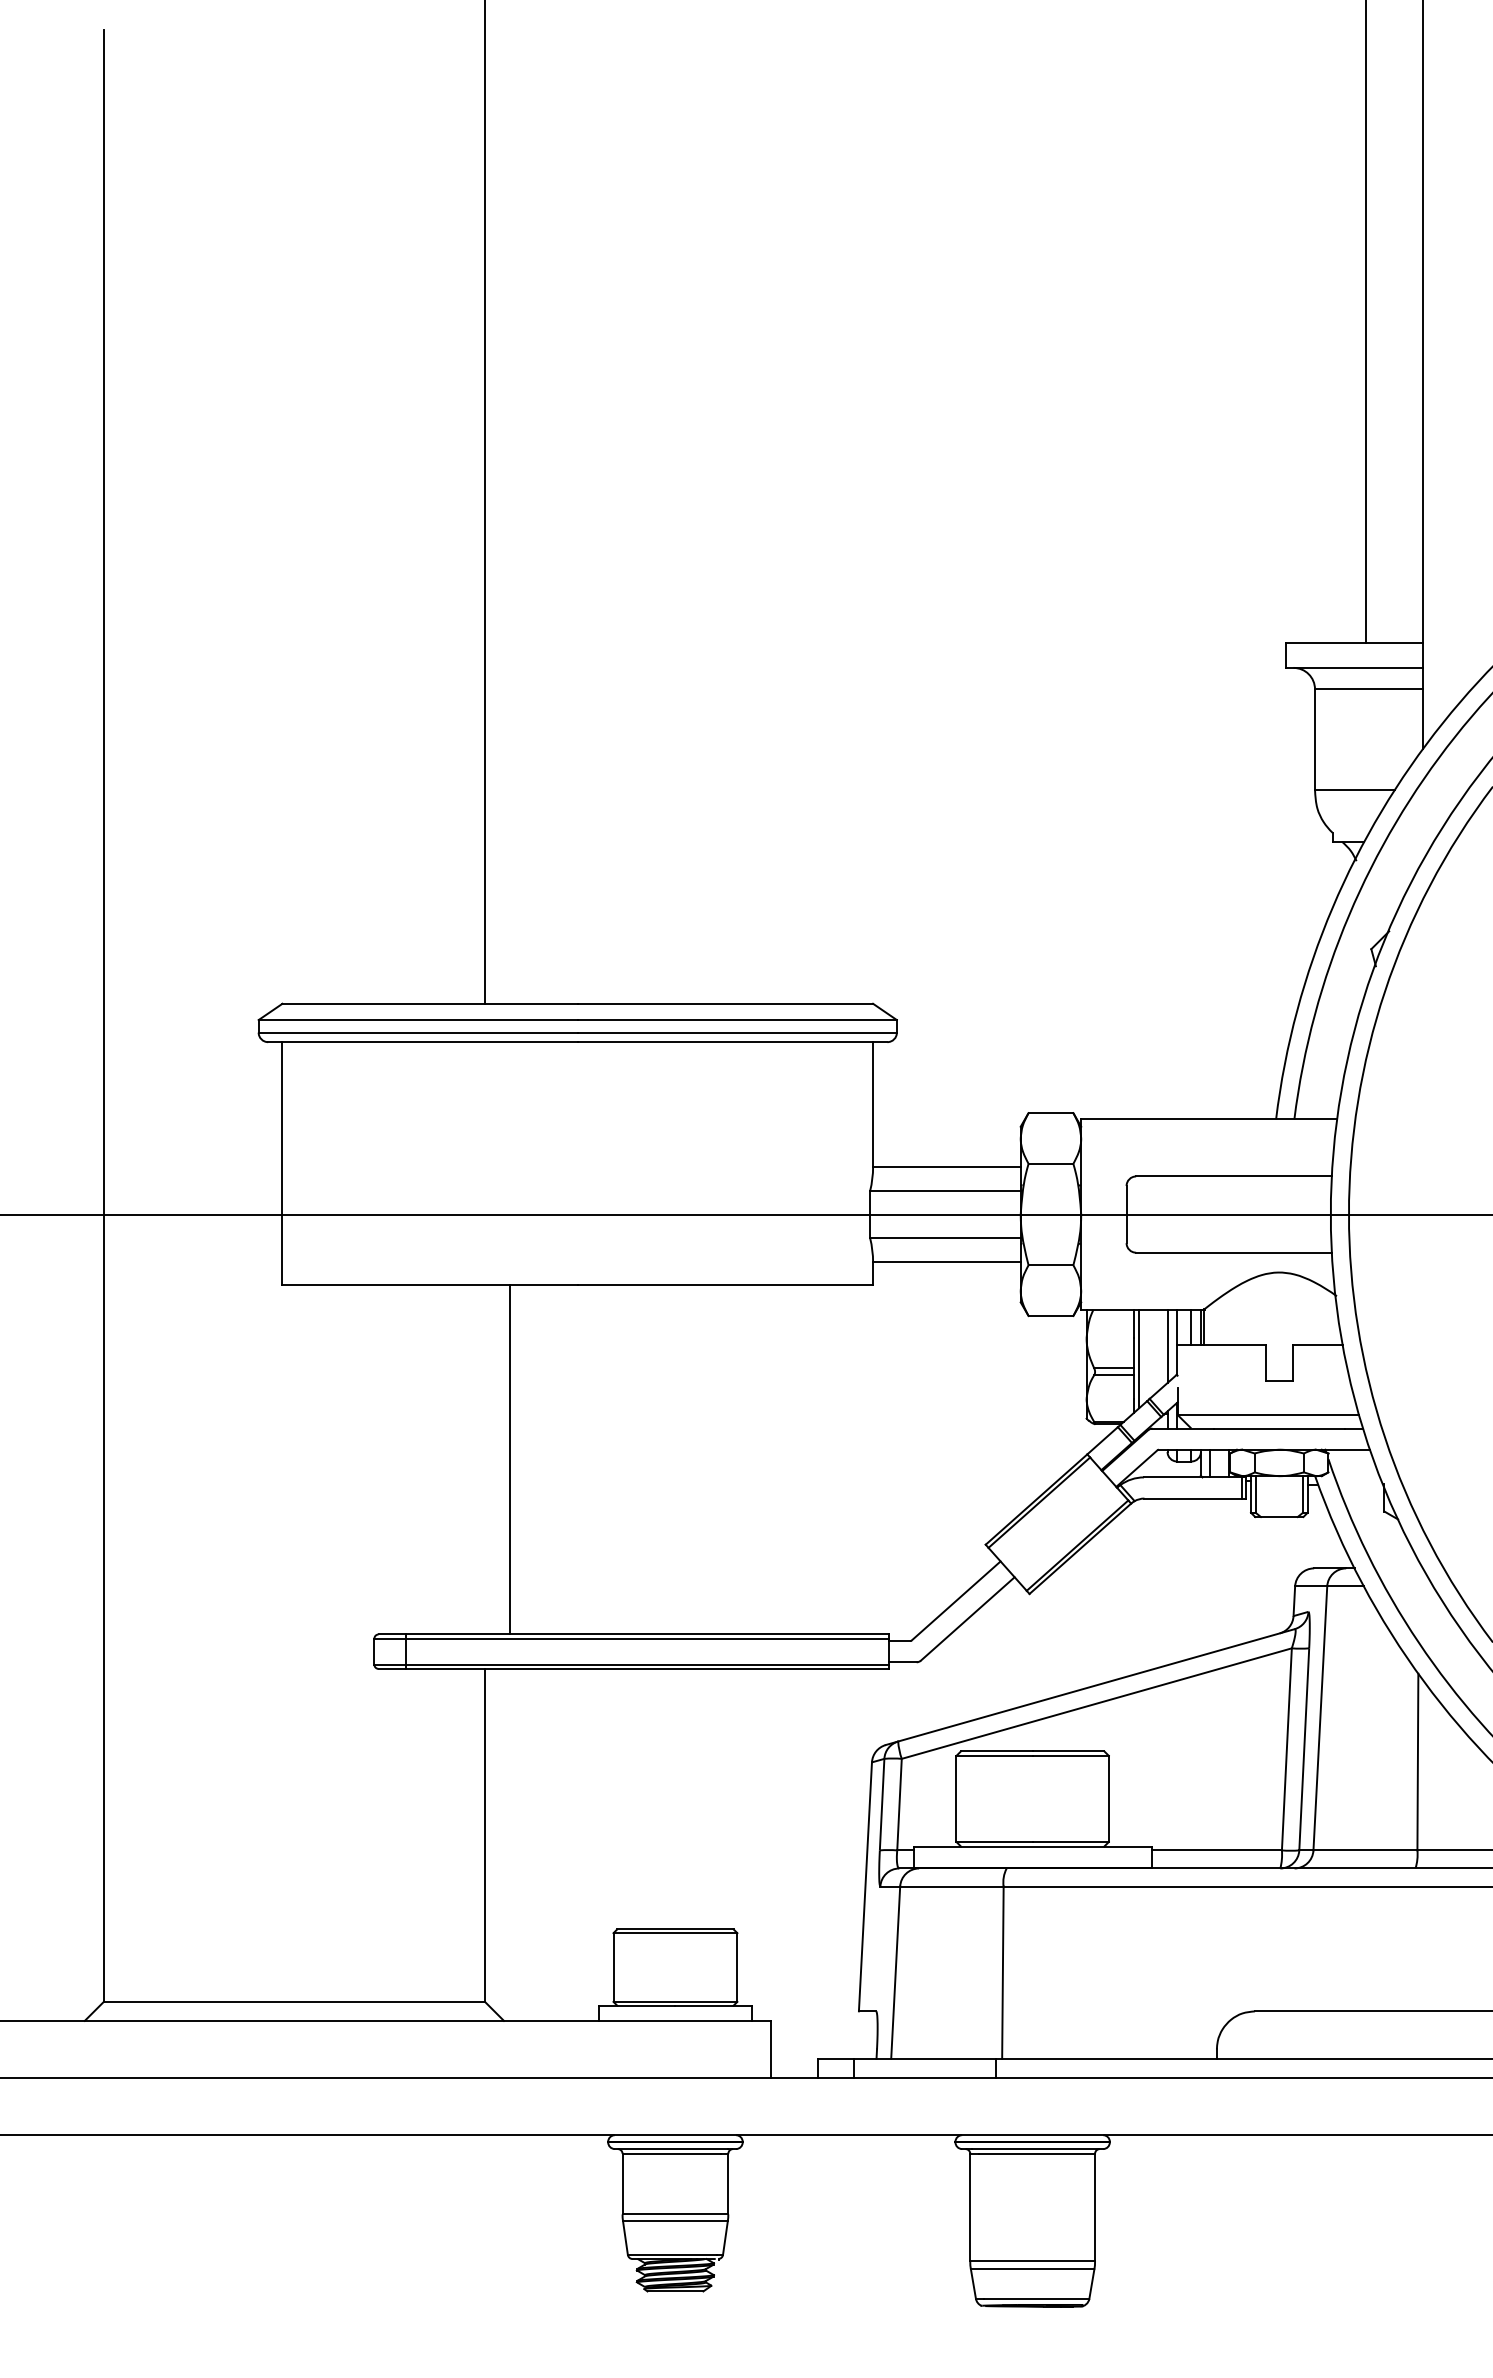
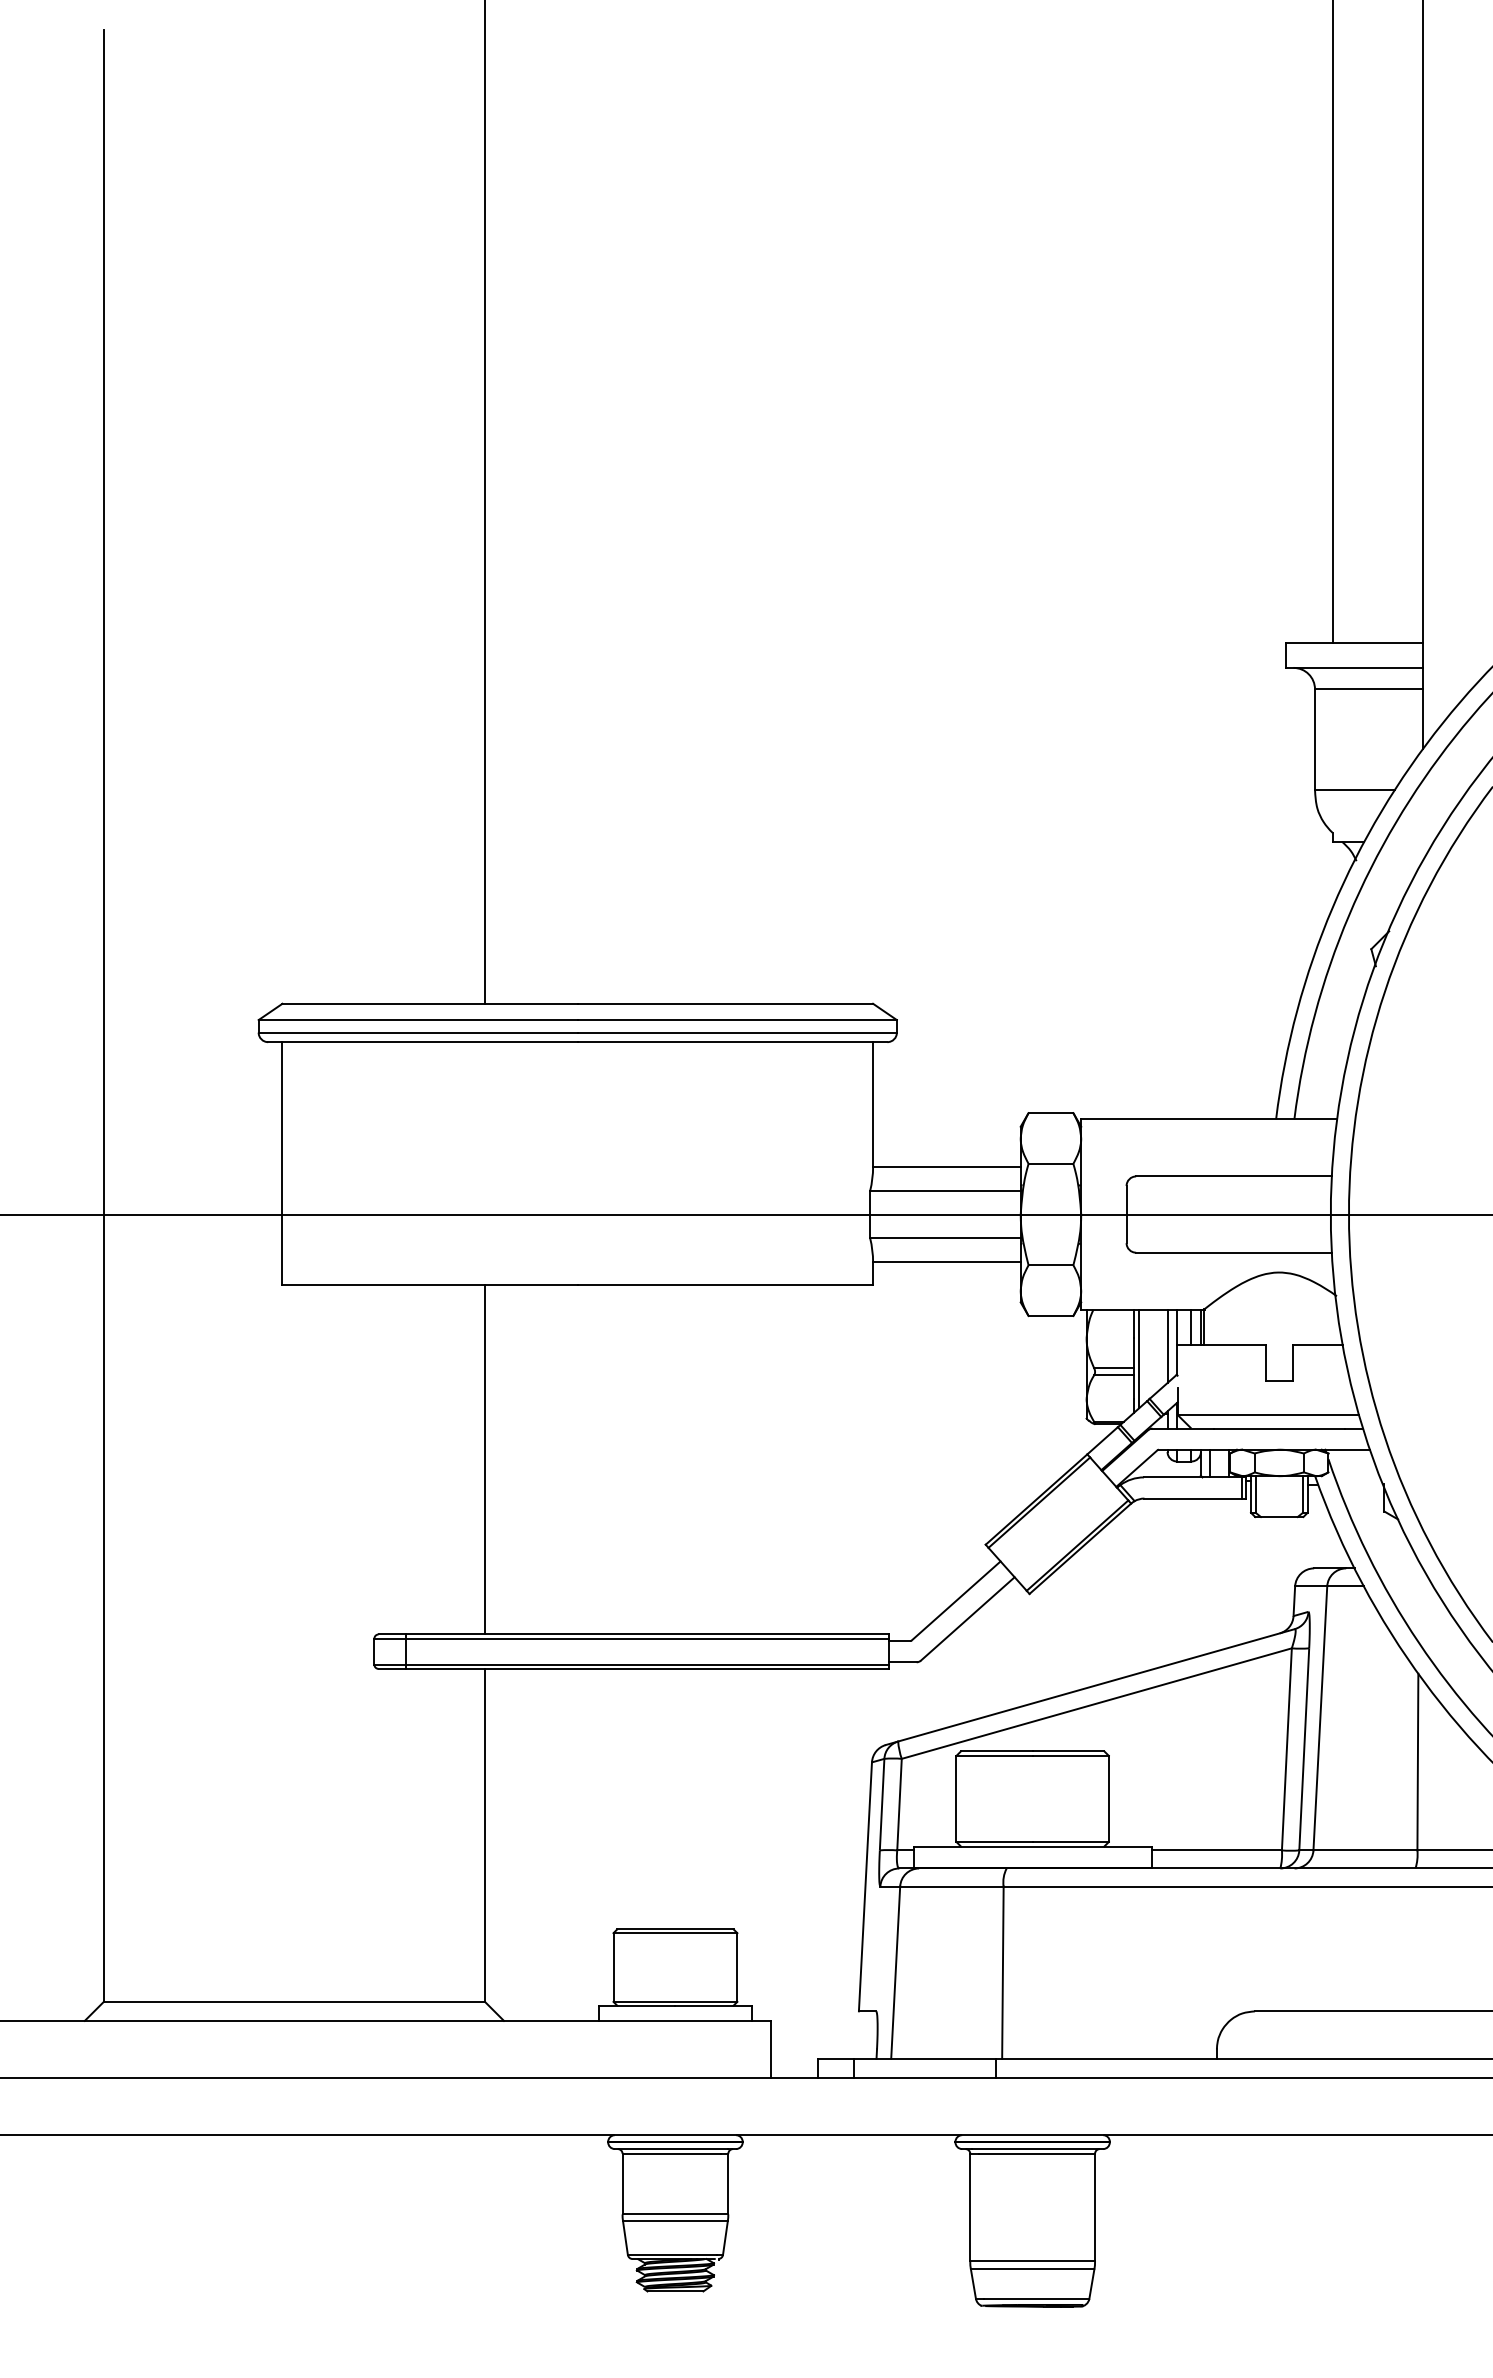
line position: (1365, 322) -> (1332, 322) (1332, 322)
line position: (509, 1459) -> (484, 1459) (484, 1459)
